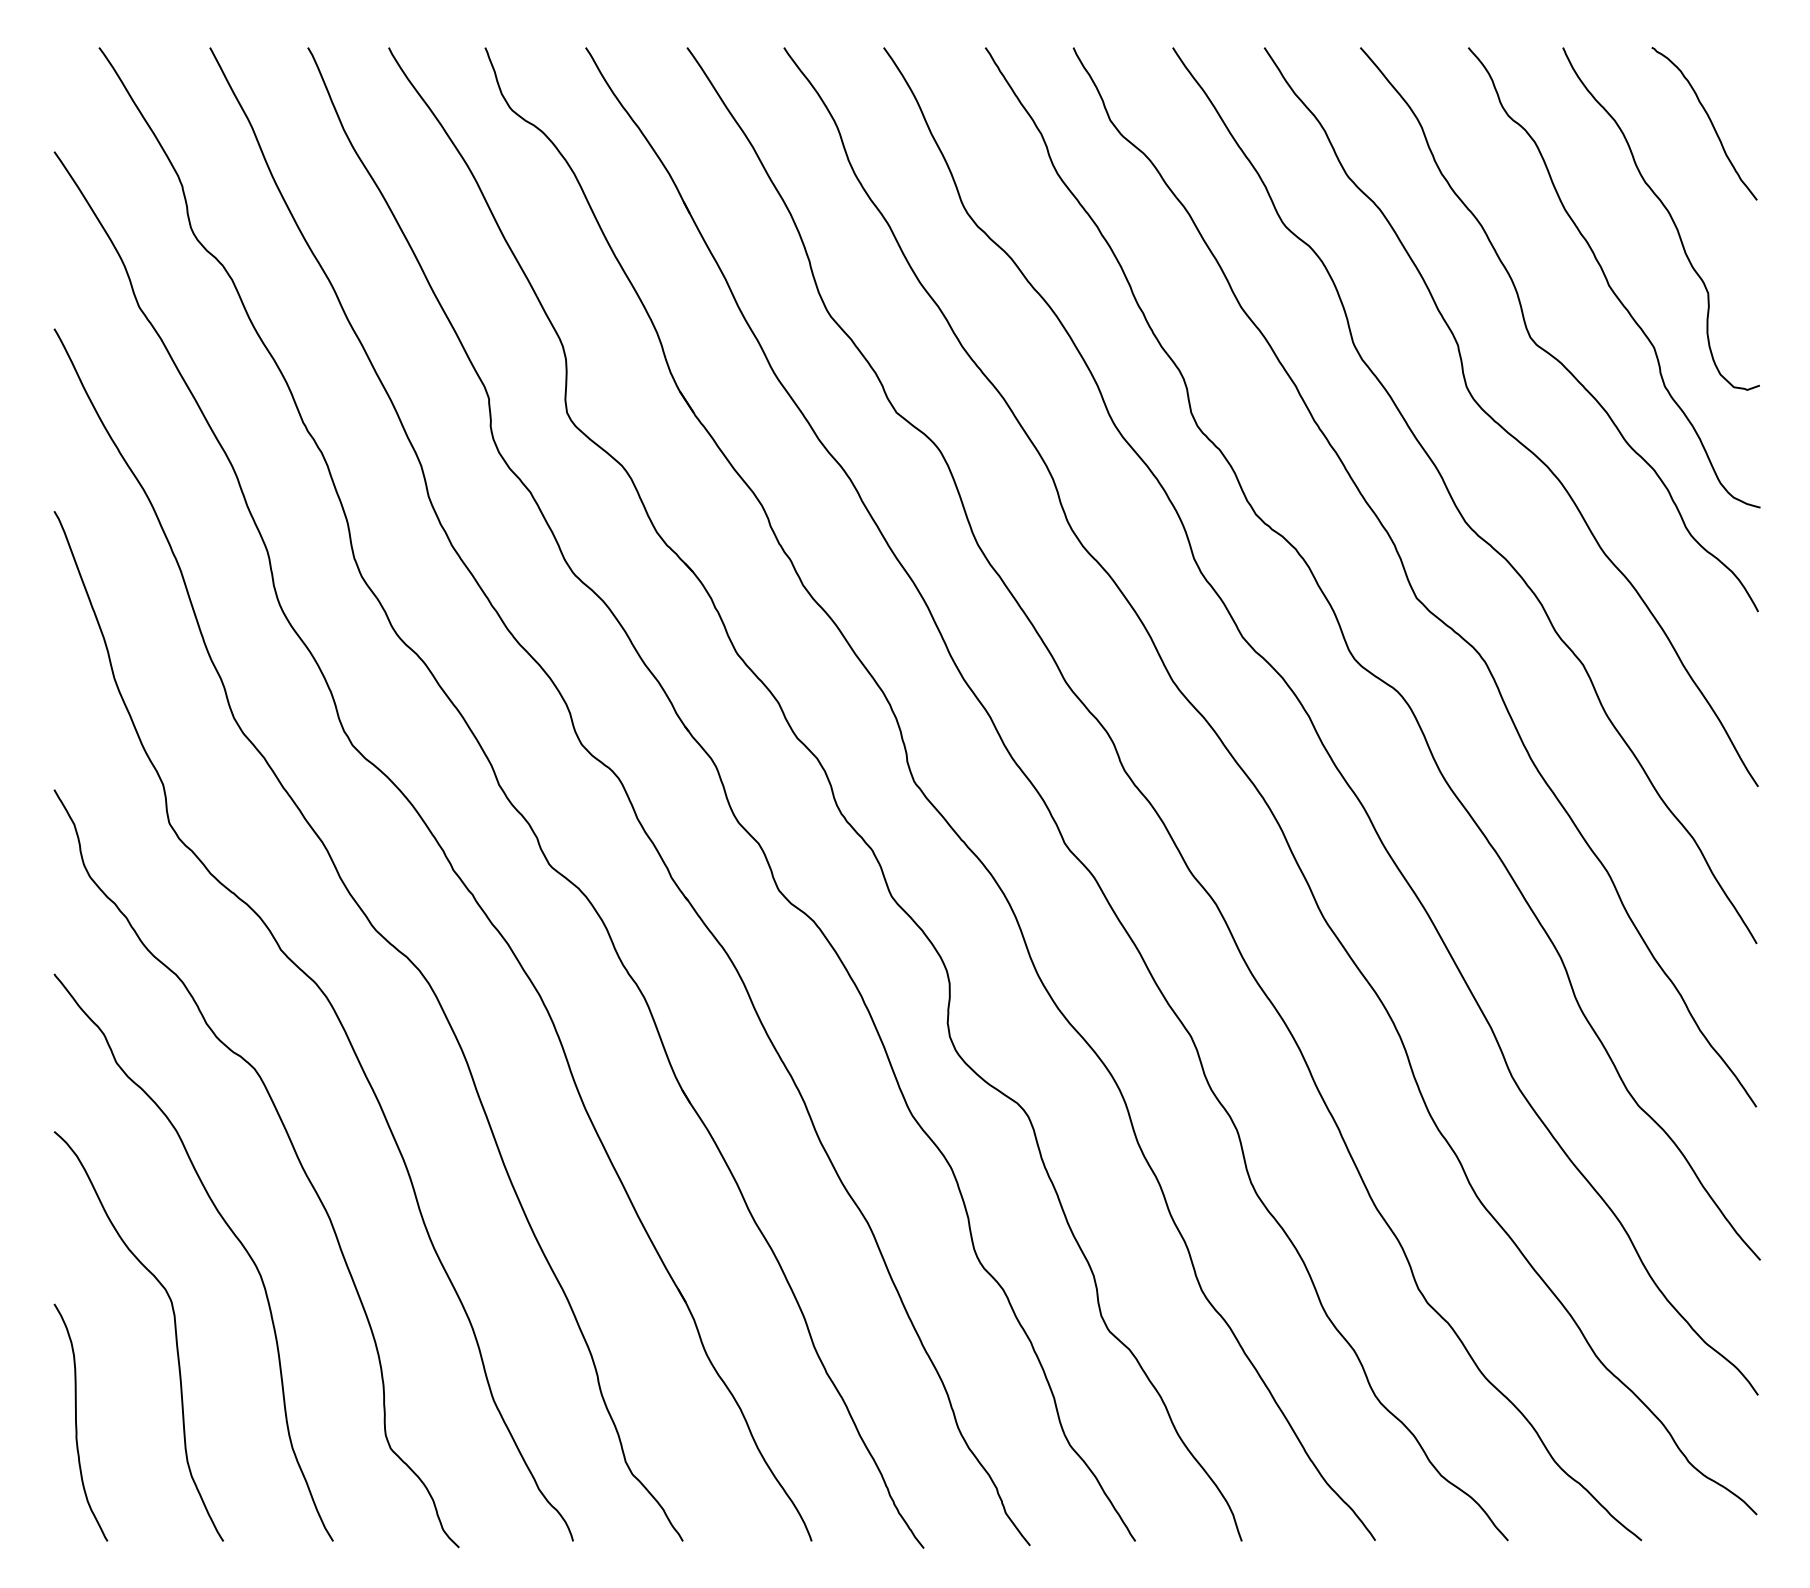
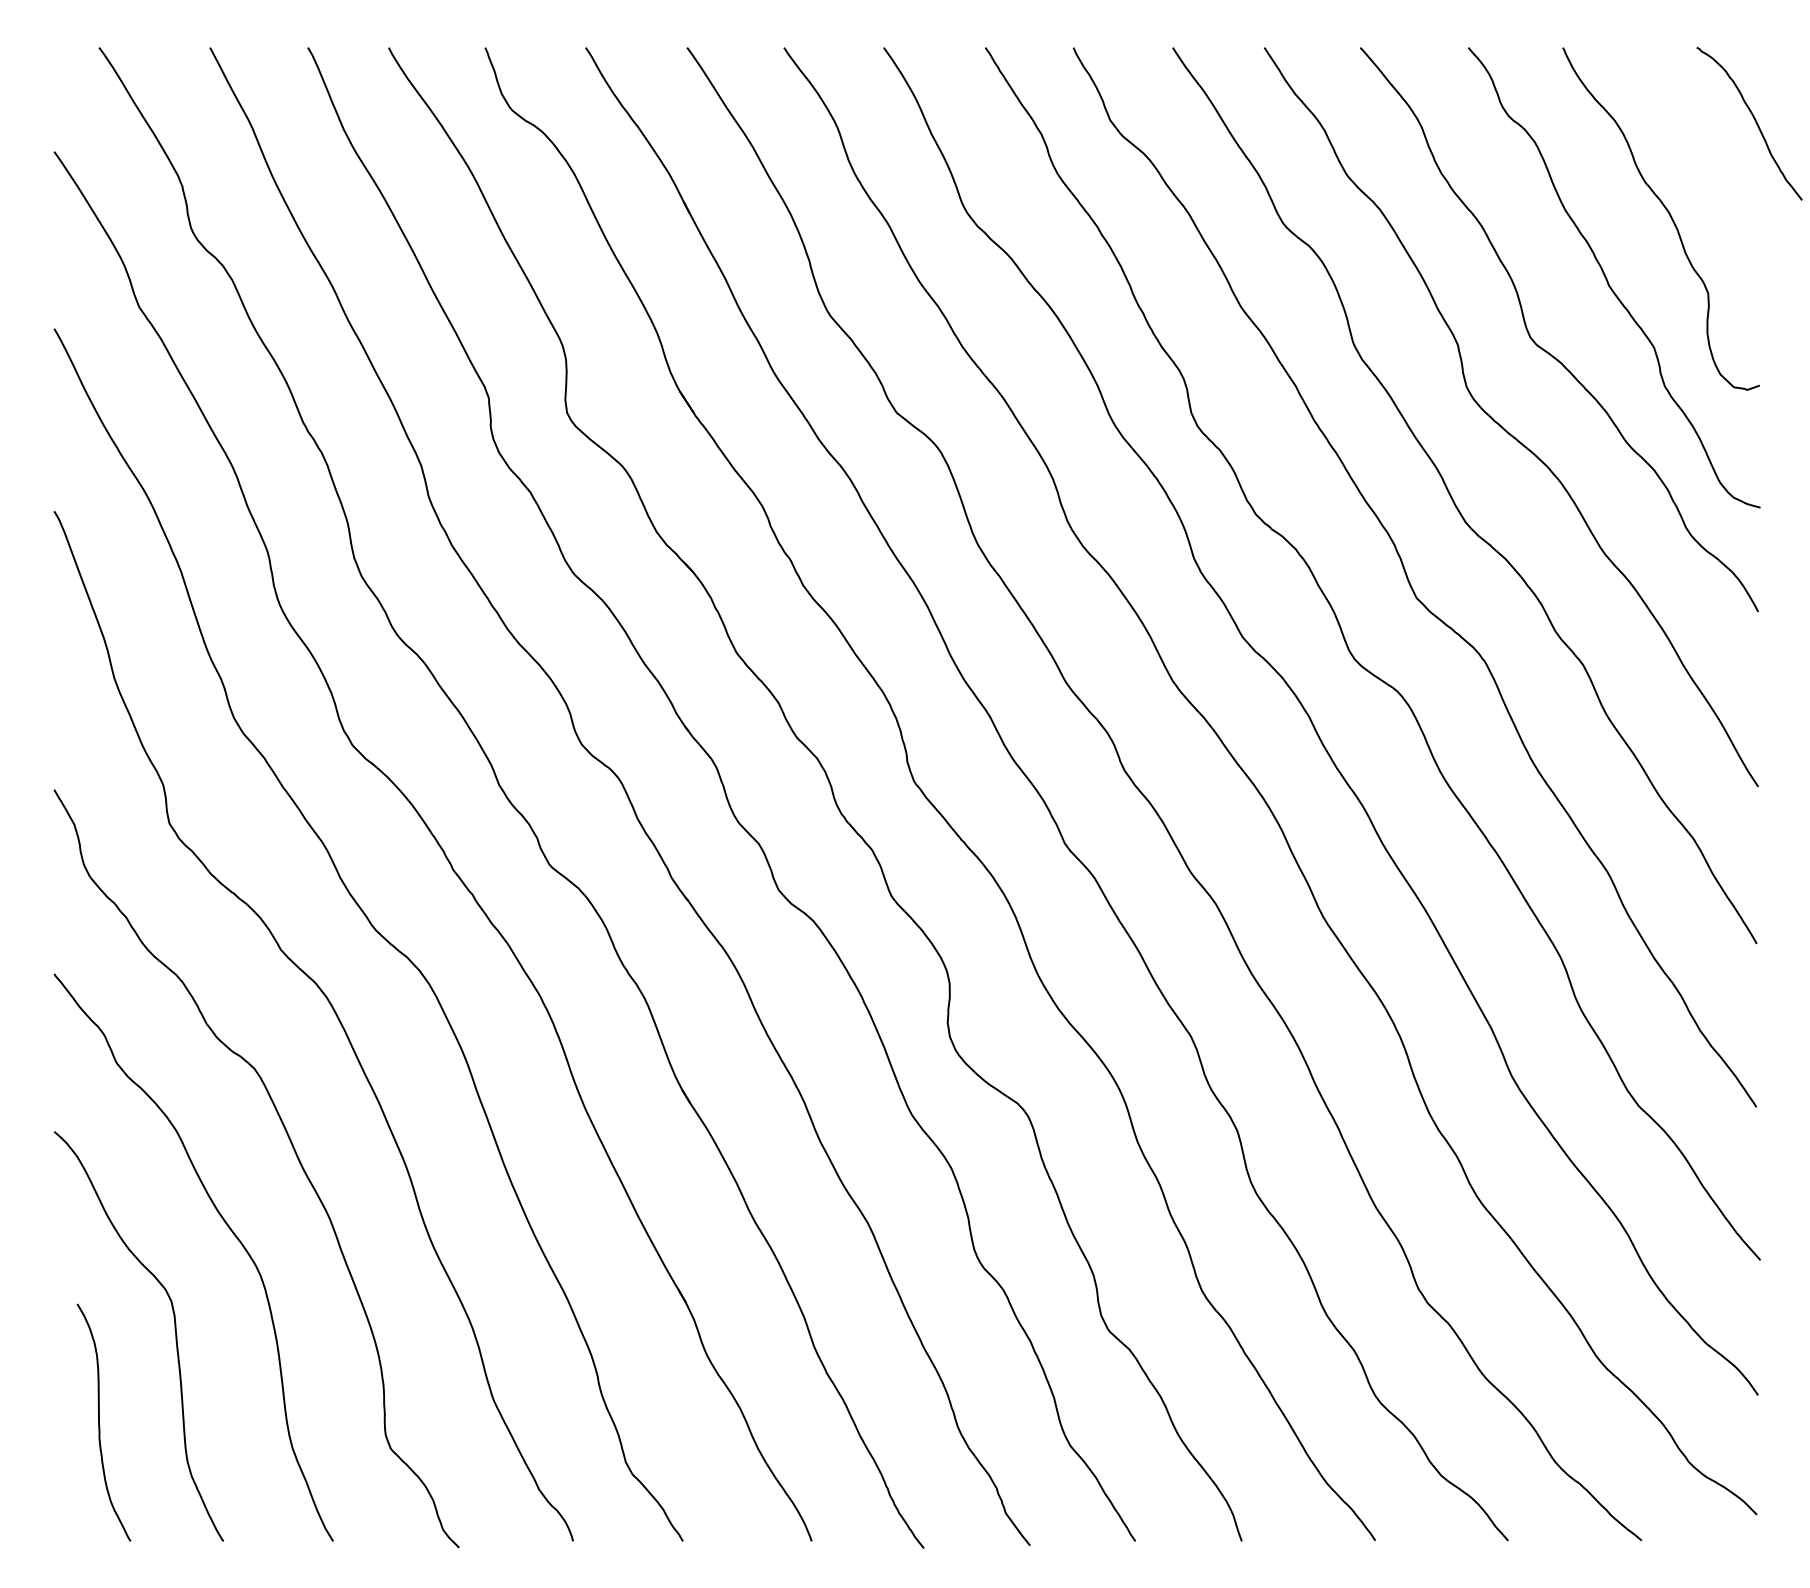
curve position: (1709, 120) -> (1754, 120) (1754, 120)
curve position: (76, 1422) -> (99, 1422) (99, 1422)
